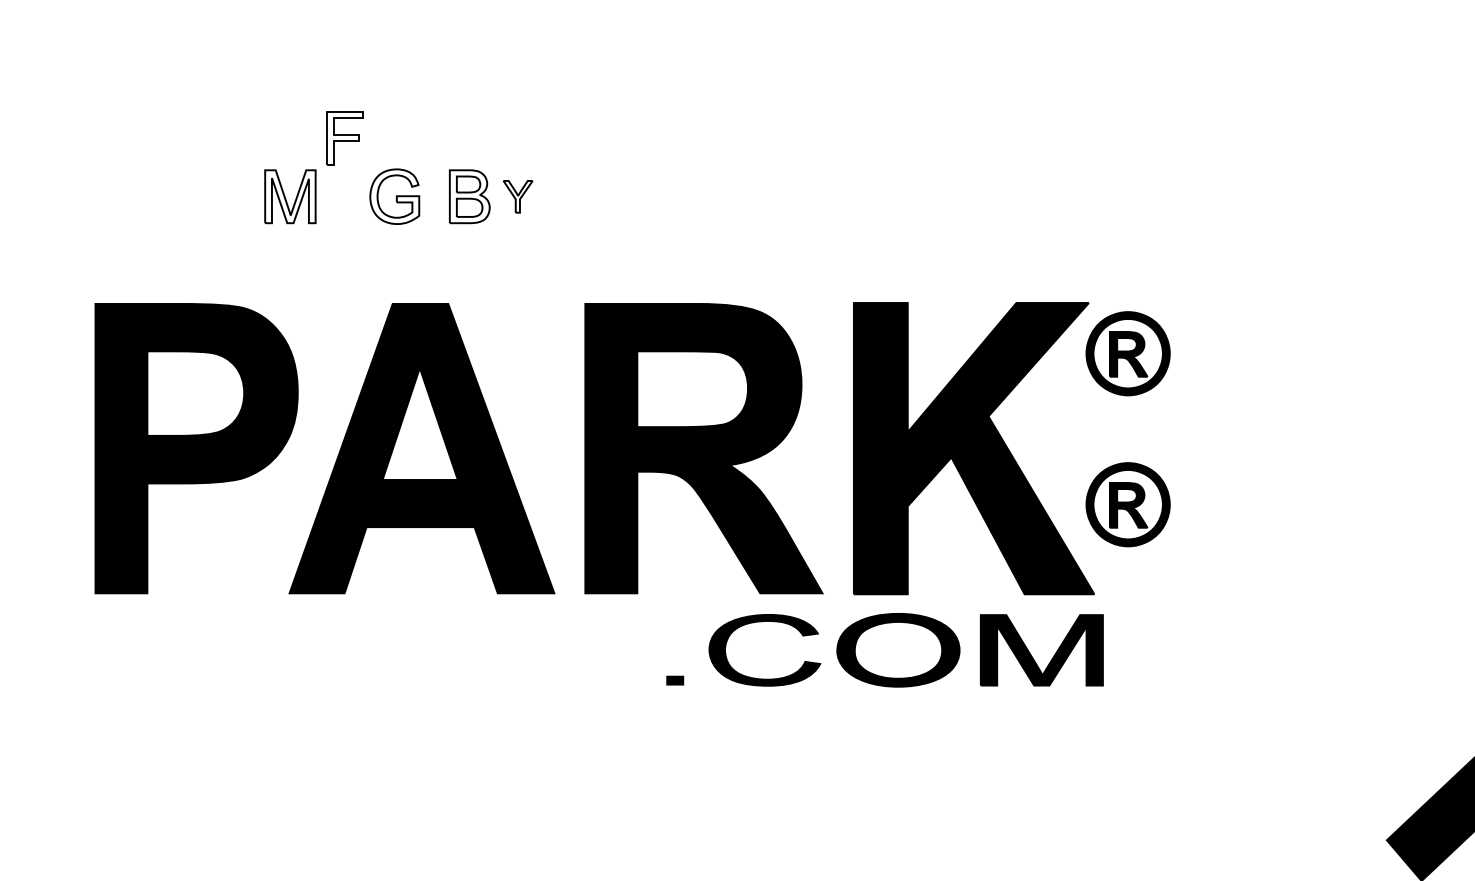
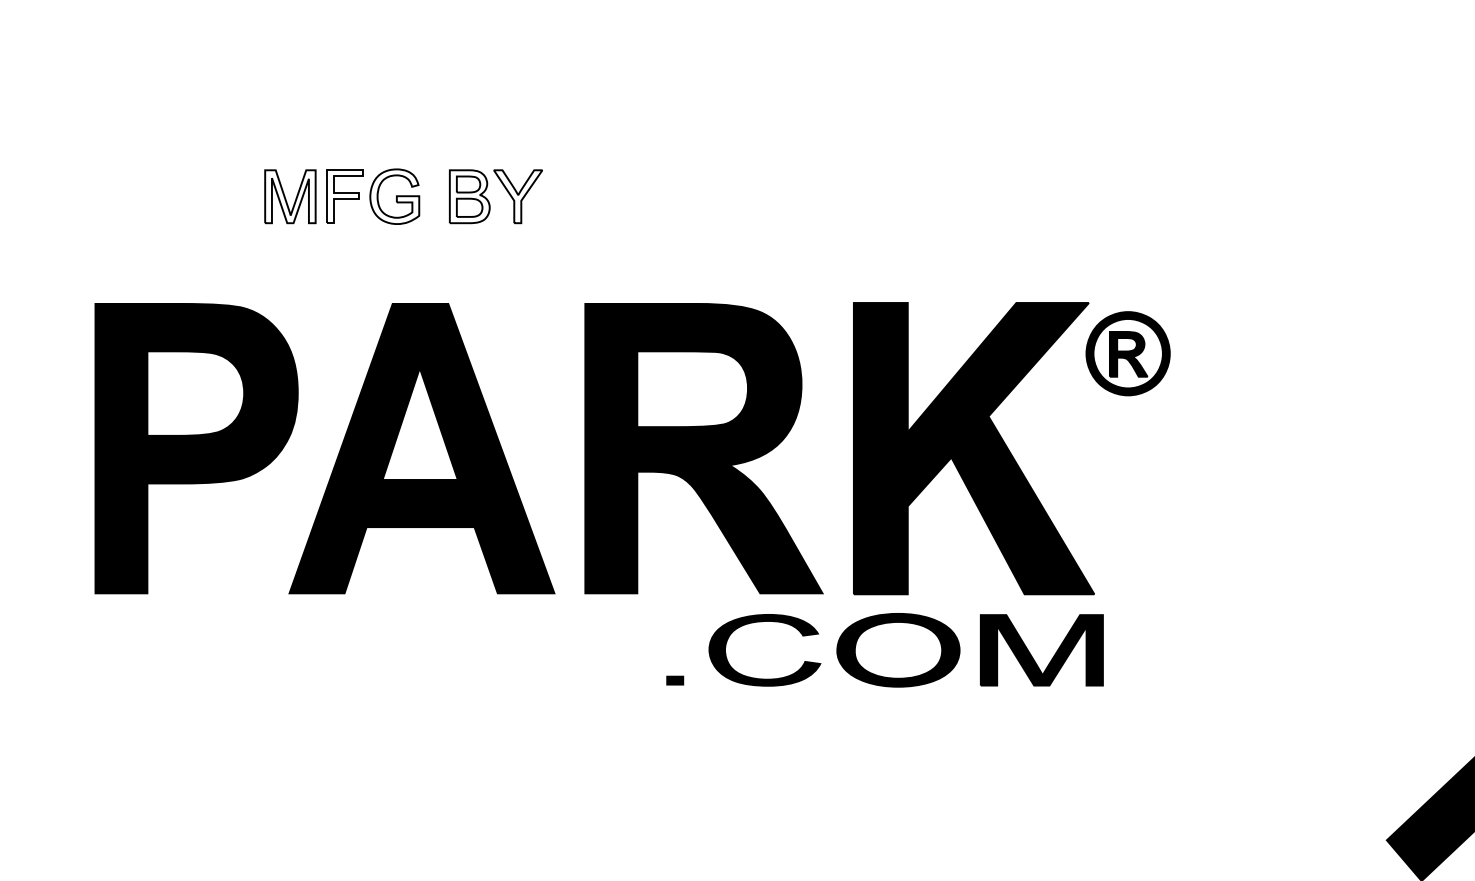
part position: (344, 138) -> (344, 196) (344, 196)
part size: 31x34 px -> 50x56 px (517, 196)
part: present -> none (1127, 504)
